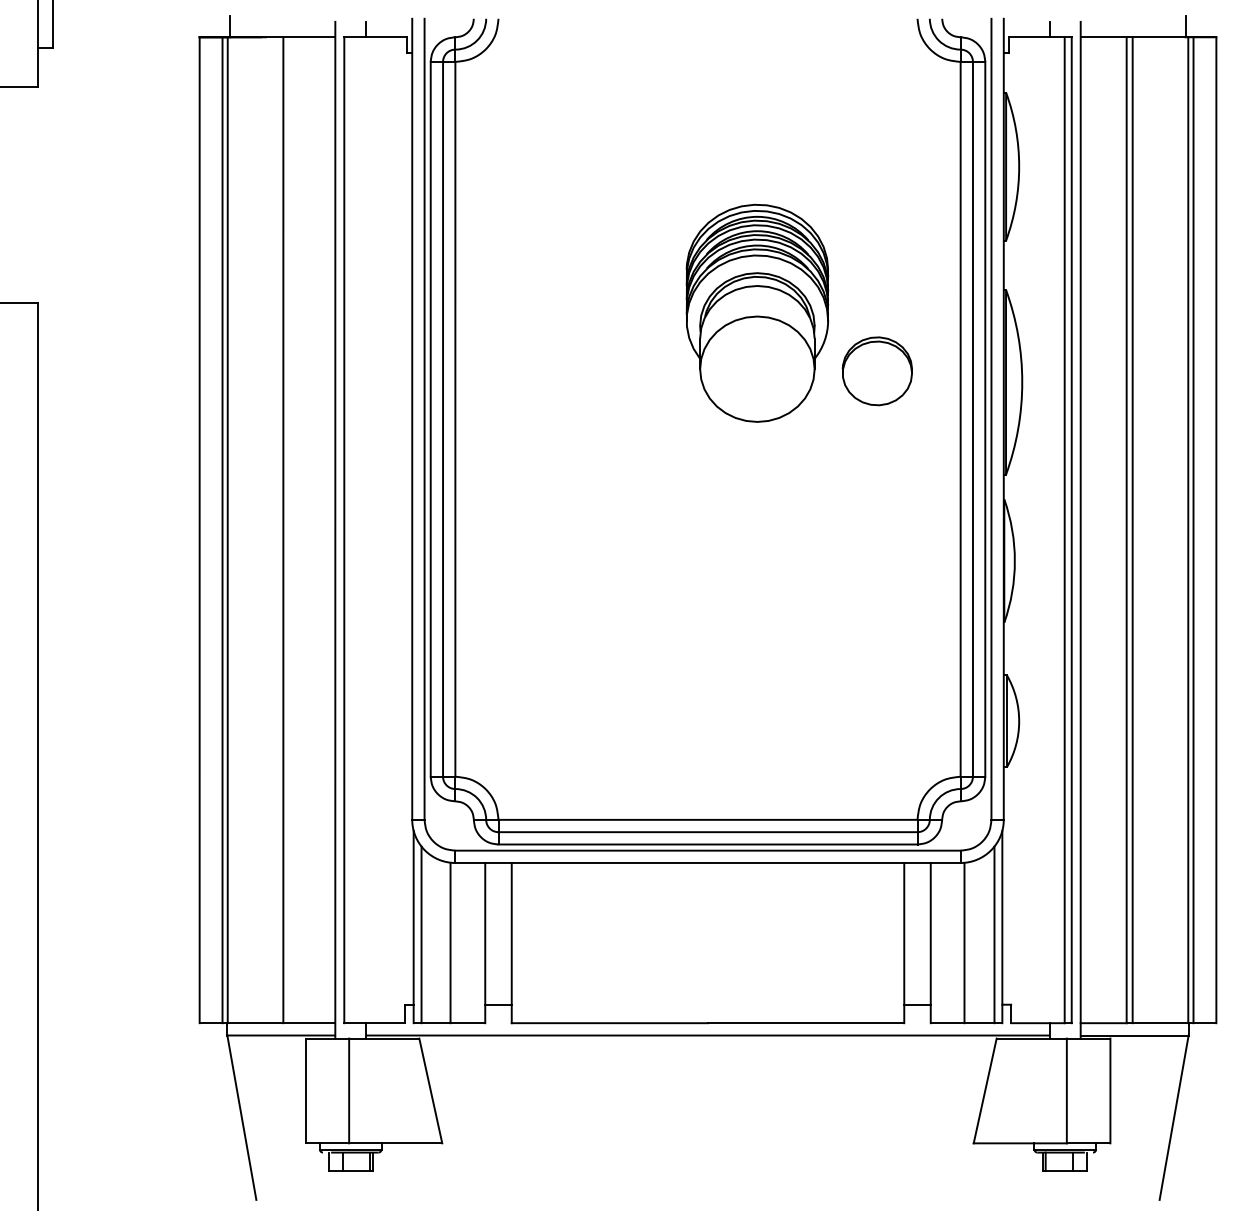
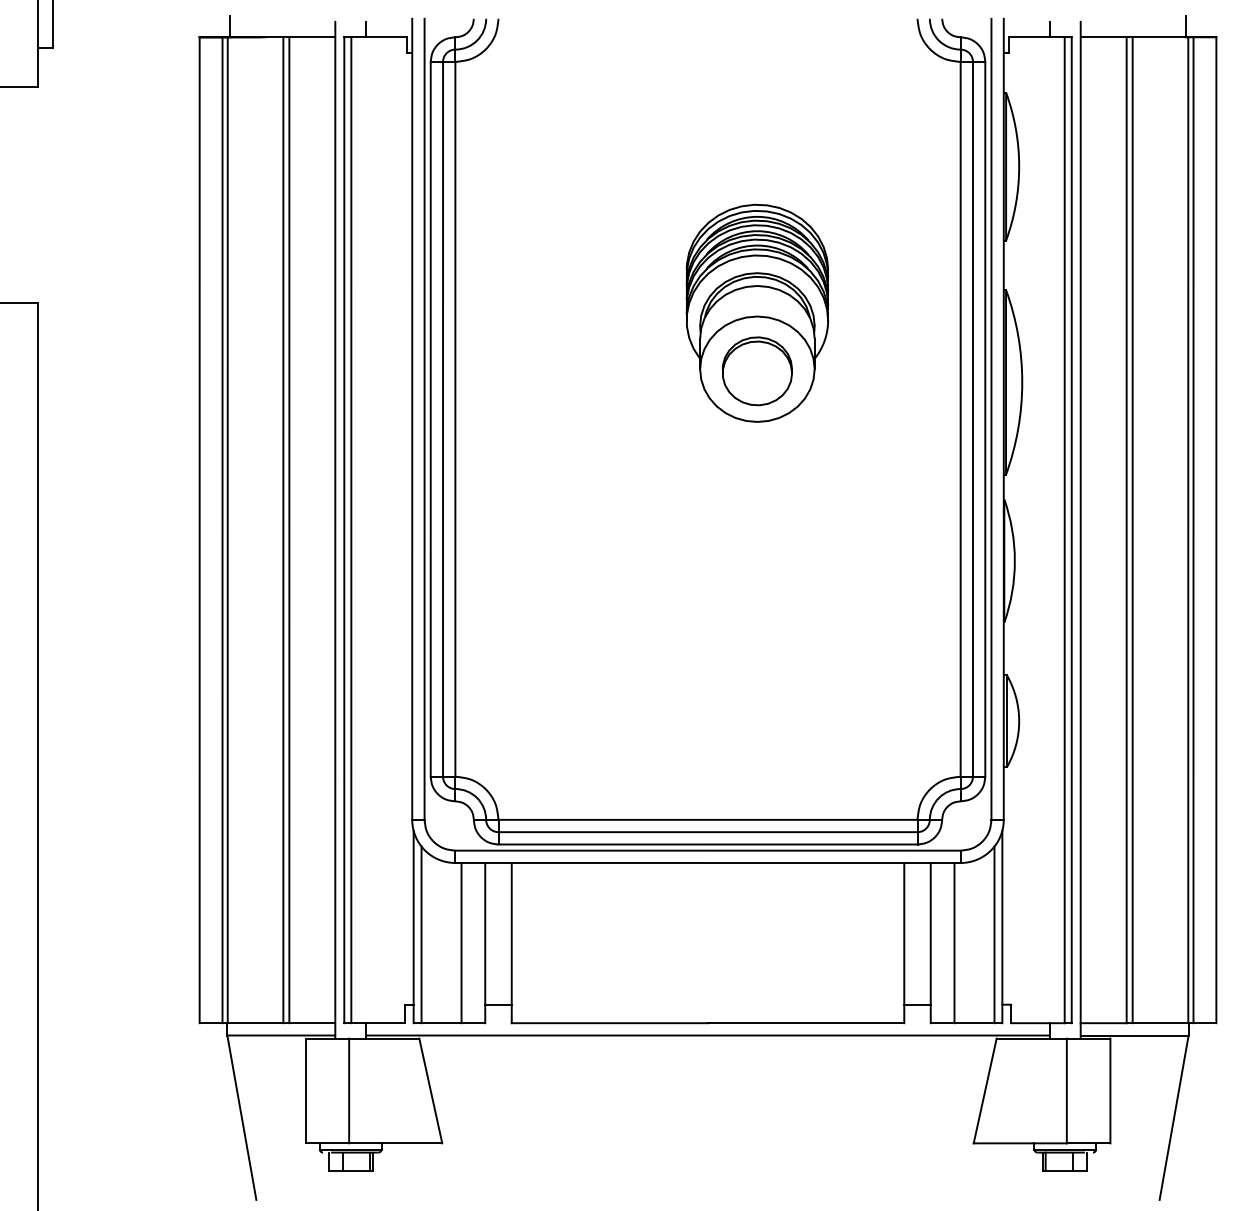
part position: (876, 371) -> (756, 371) (756, 371)
line: none -> present (289, 530)
line: none -> present (351, 530)
line position: (450, 942) -> (461, 942) (461, 942)
line position: (964, 942) -> (954, 942) (954, 942)
